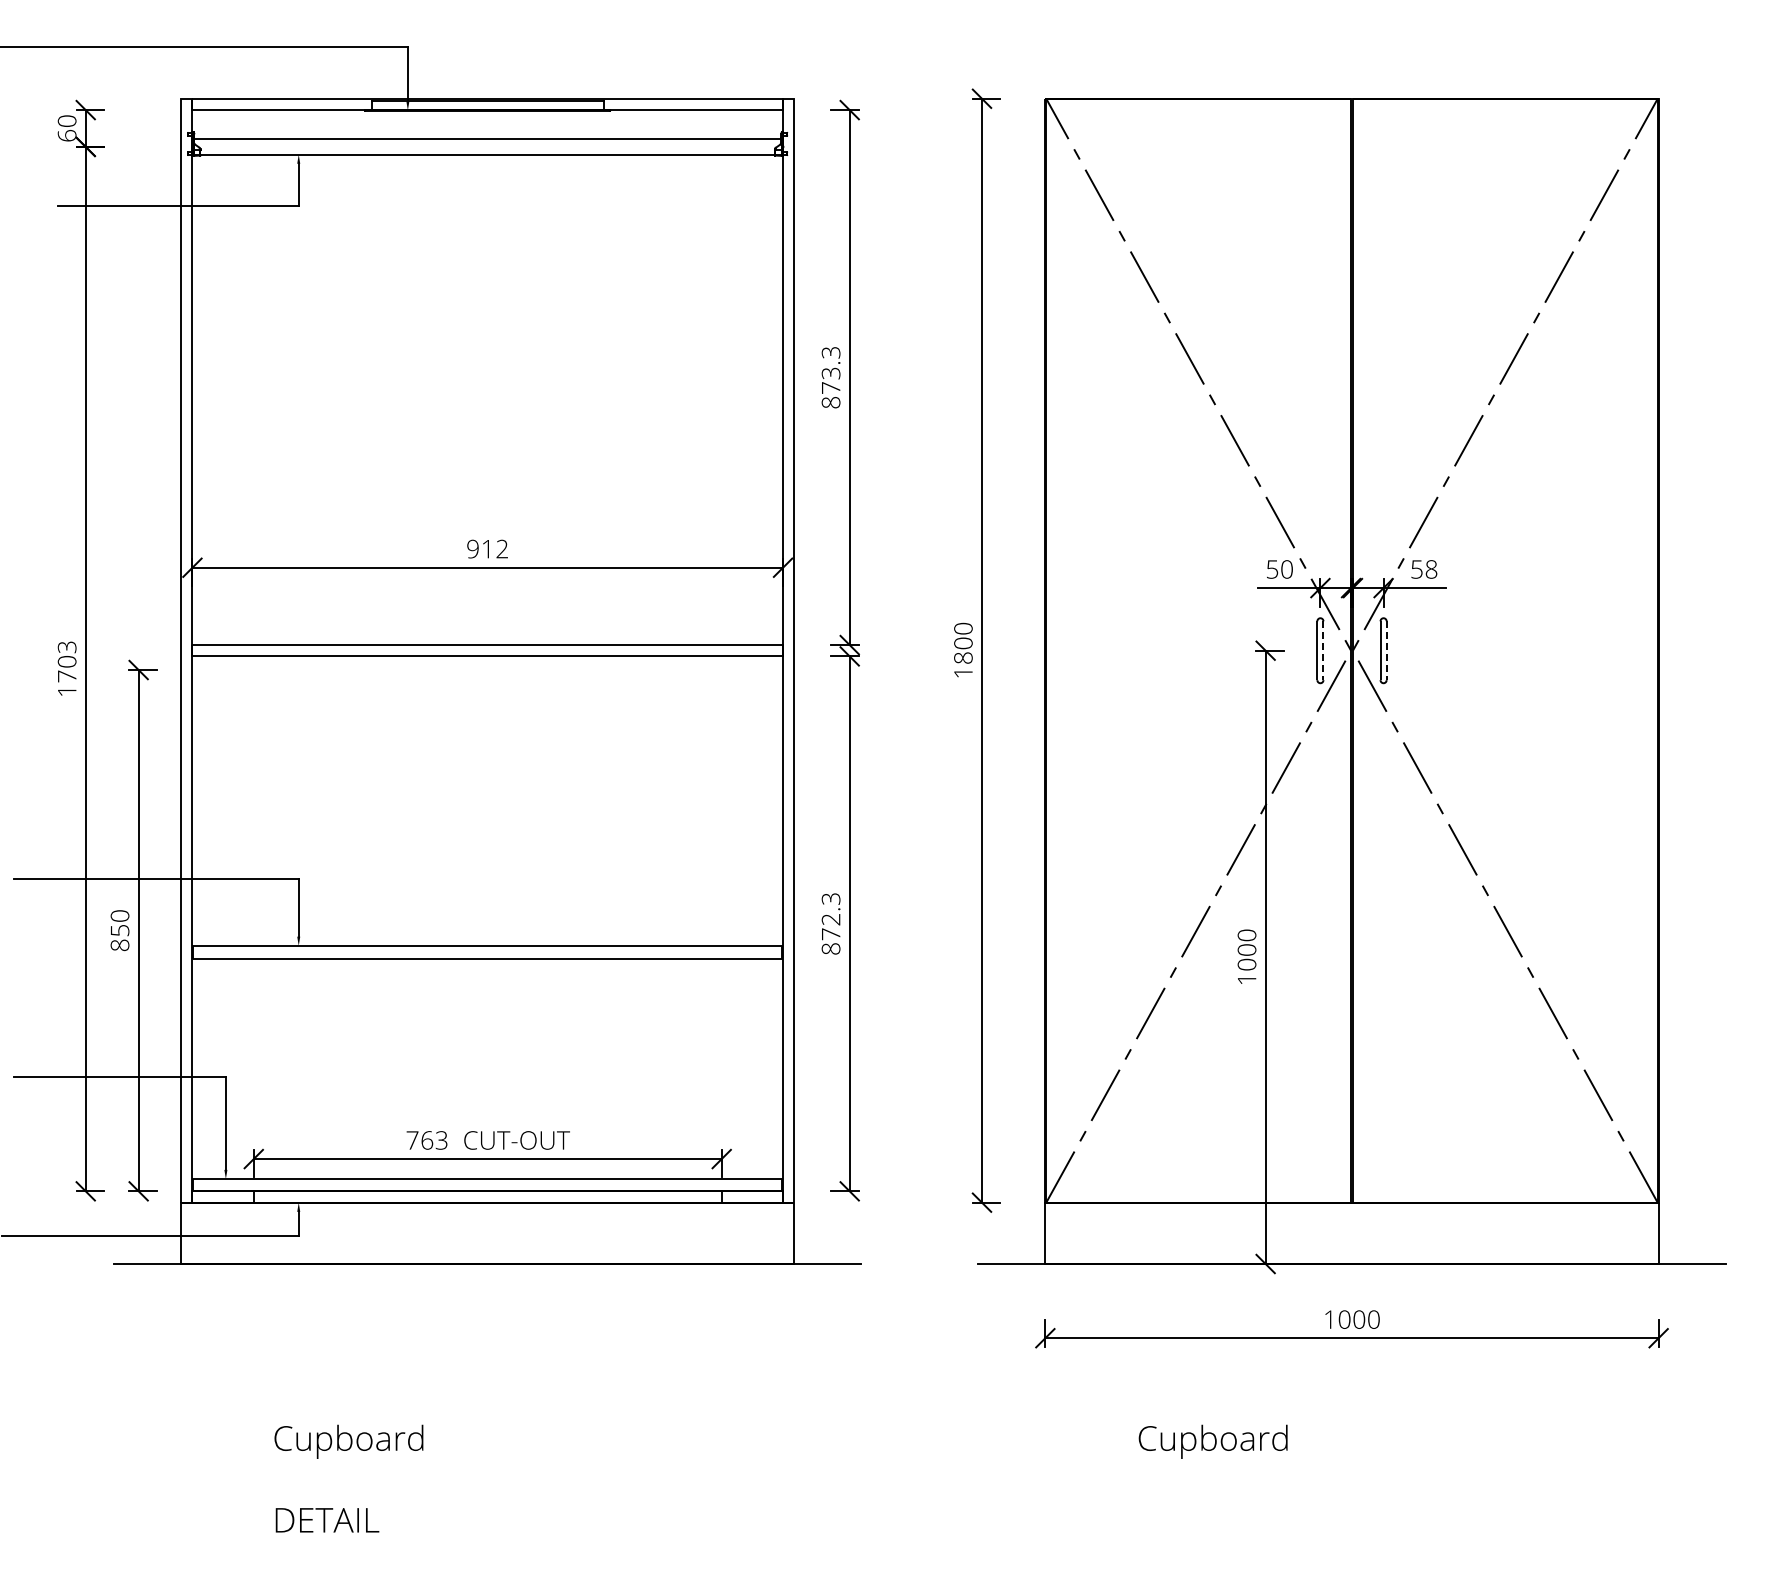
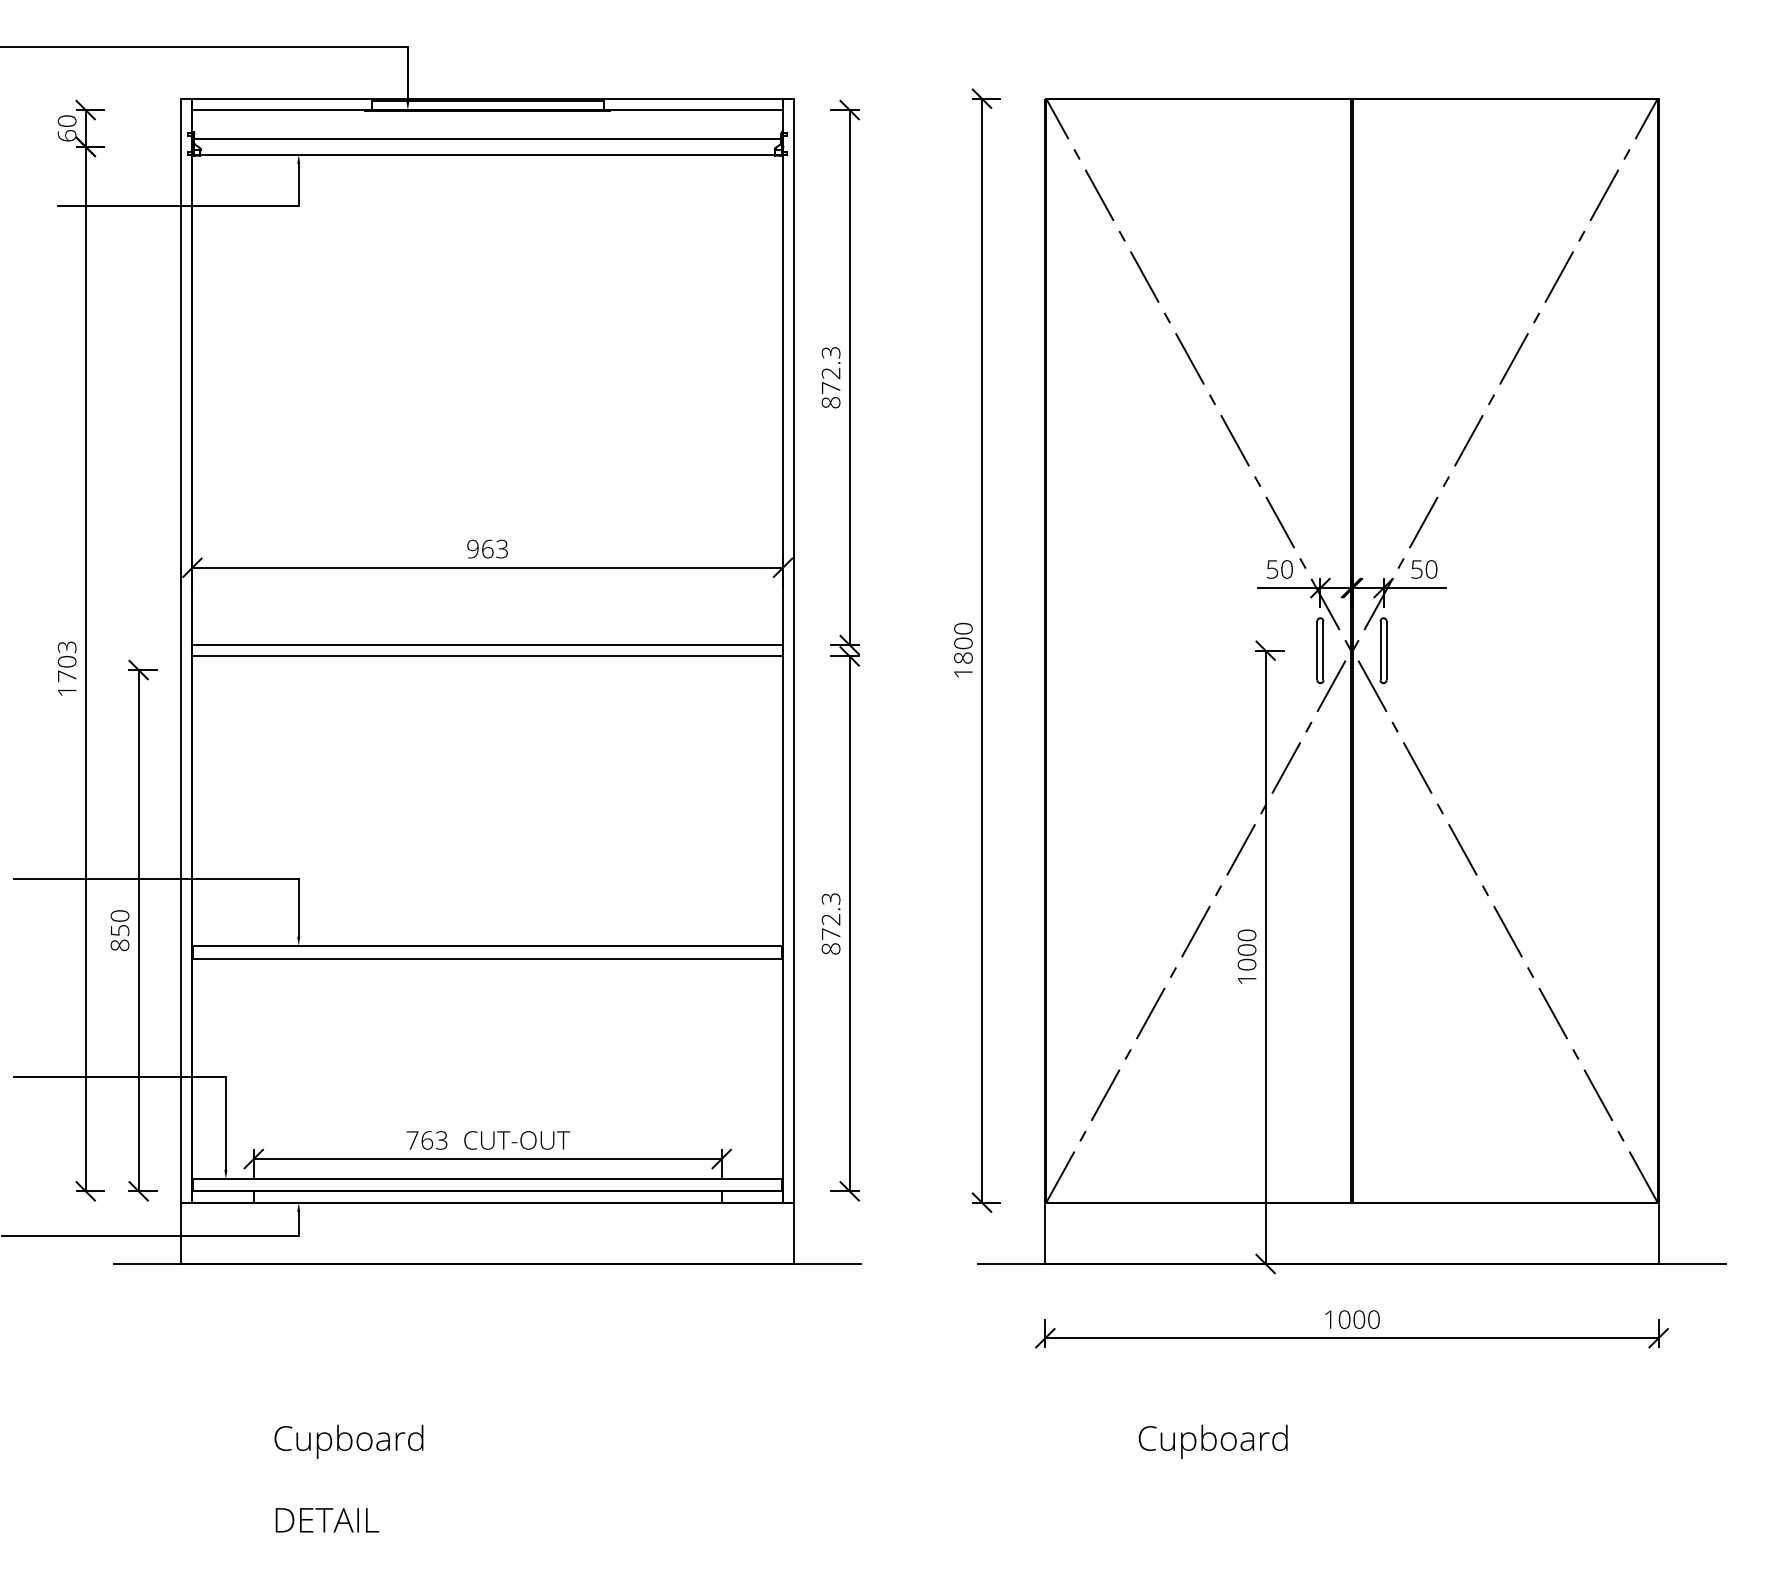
text: 873.3 -> 872.3 (831, 373)
text: 912 -> 963 (494, 548)
text: 58 -> 50 (1431, 569)
line: dashed -> solid (1323, 651)
line: dashed -> solid (1386, 651)
